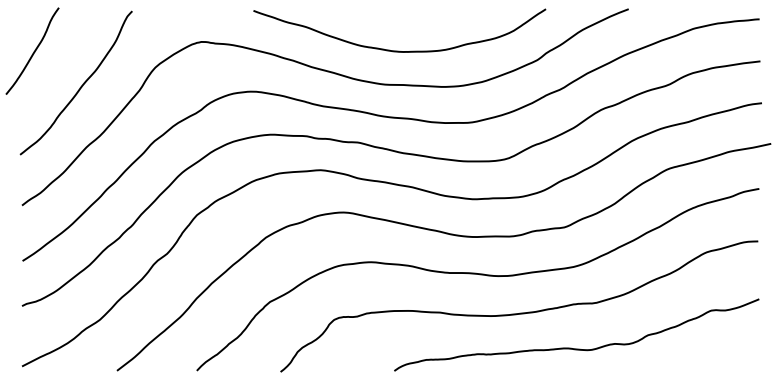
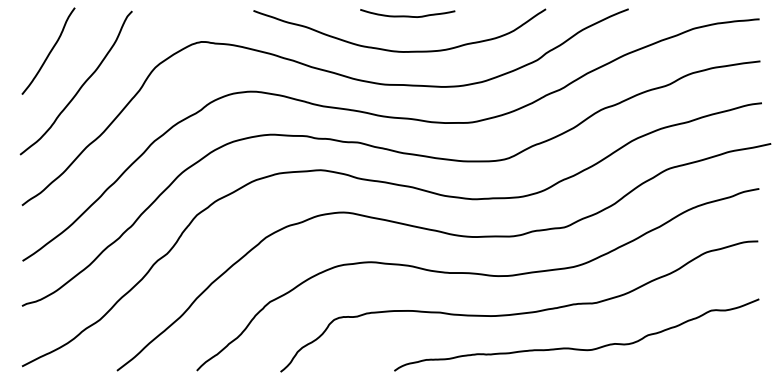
curve: none -> present (407, 15)
curve position: (33, 51) -> (49, 51) (49, 51)
